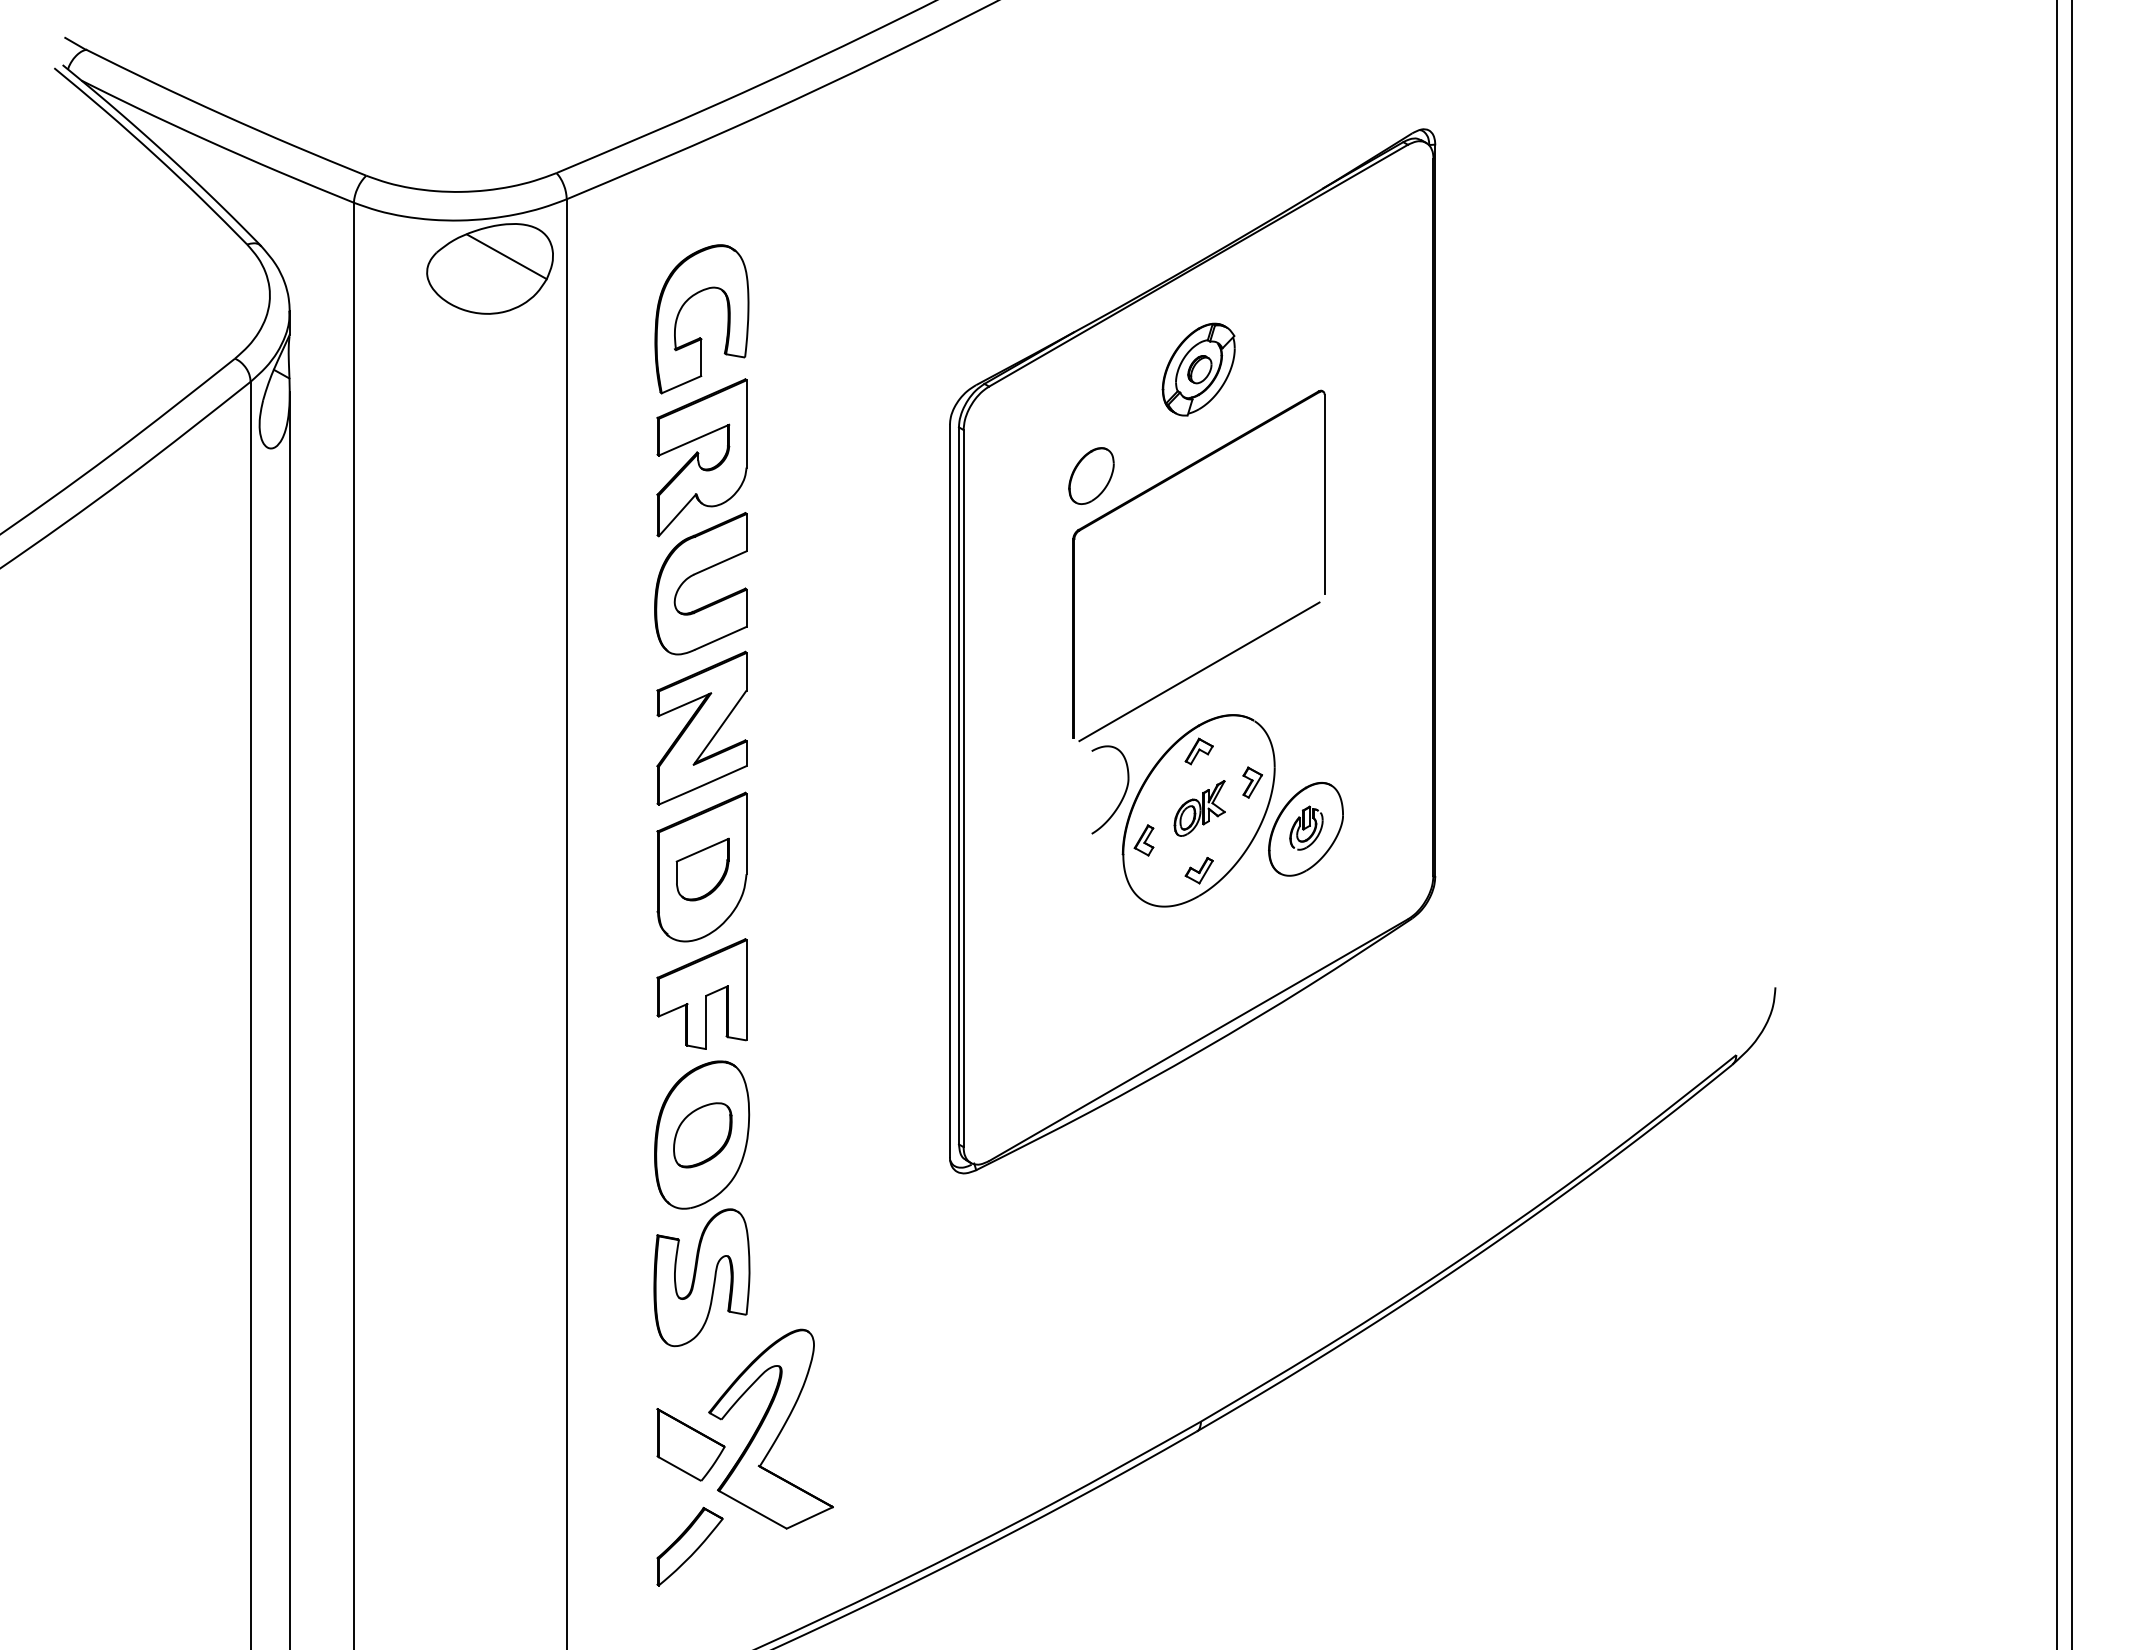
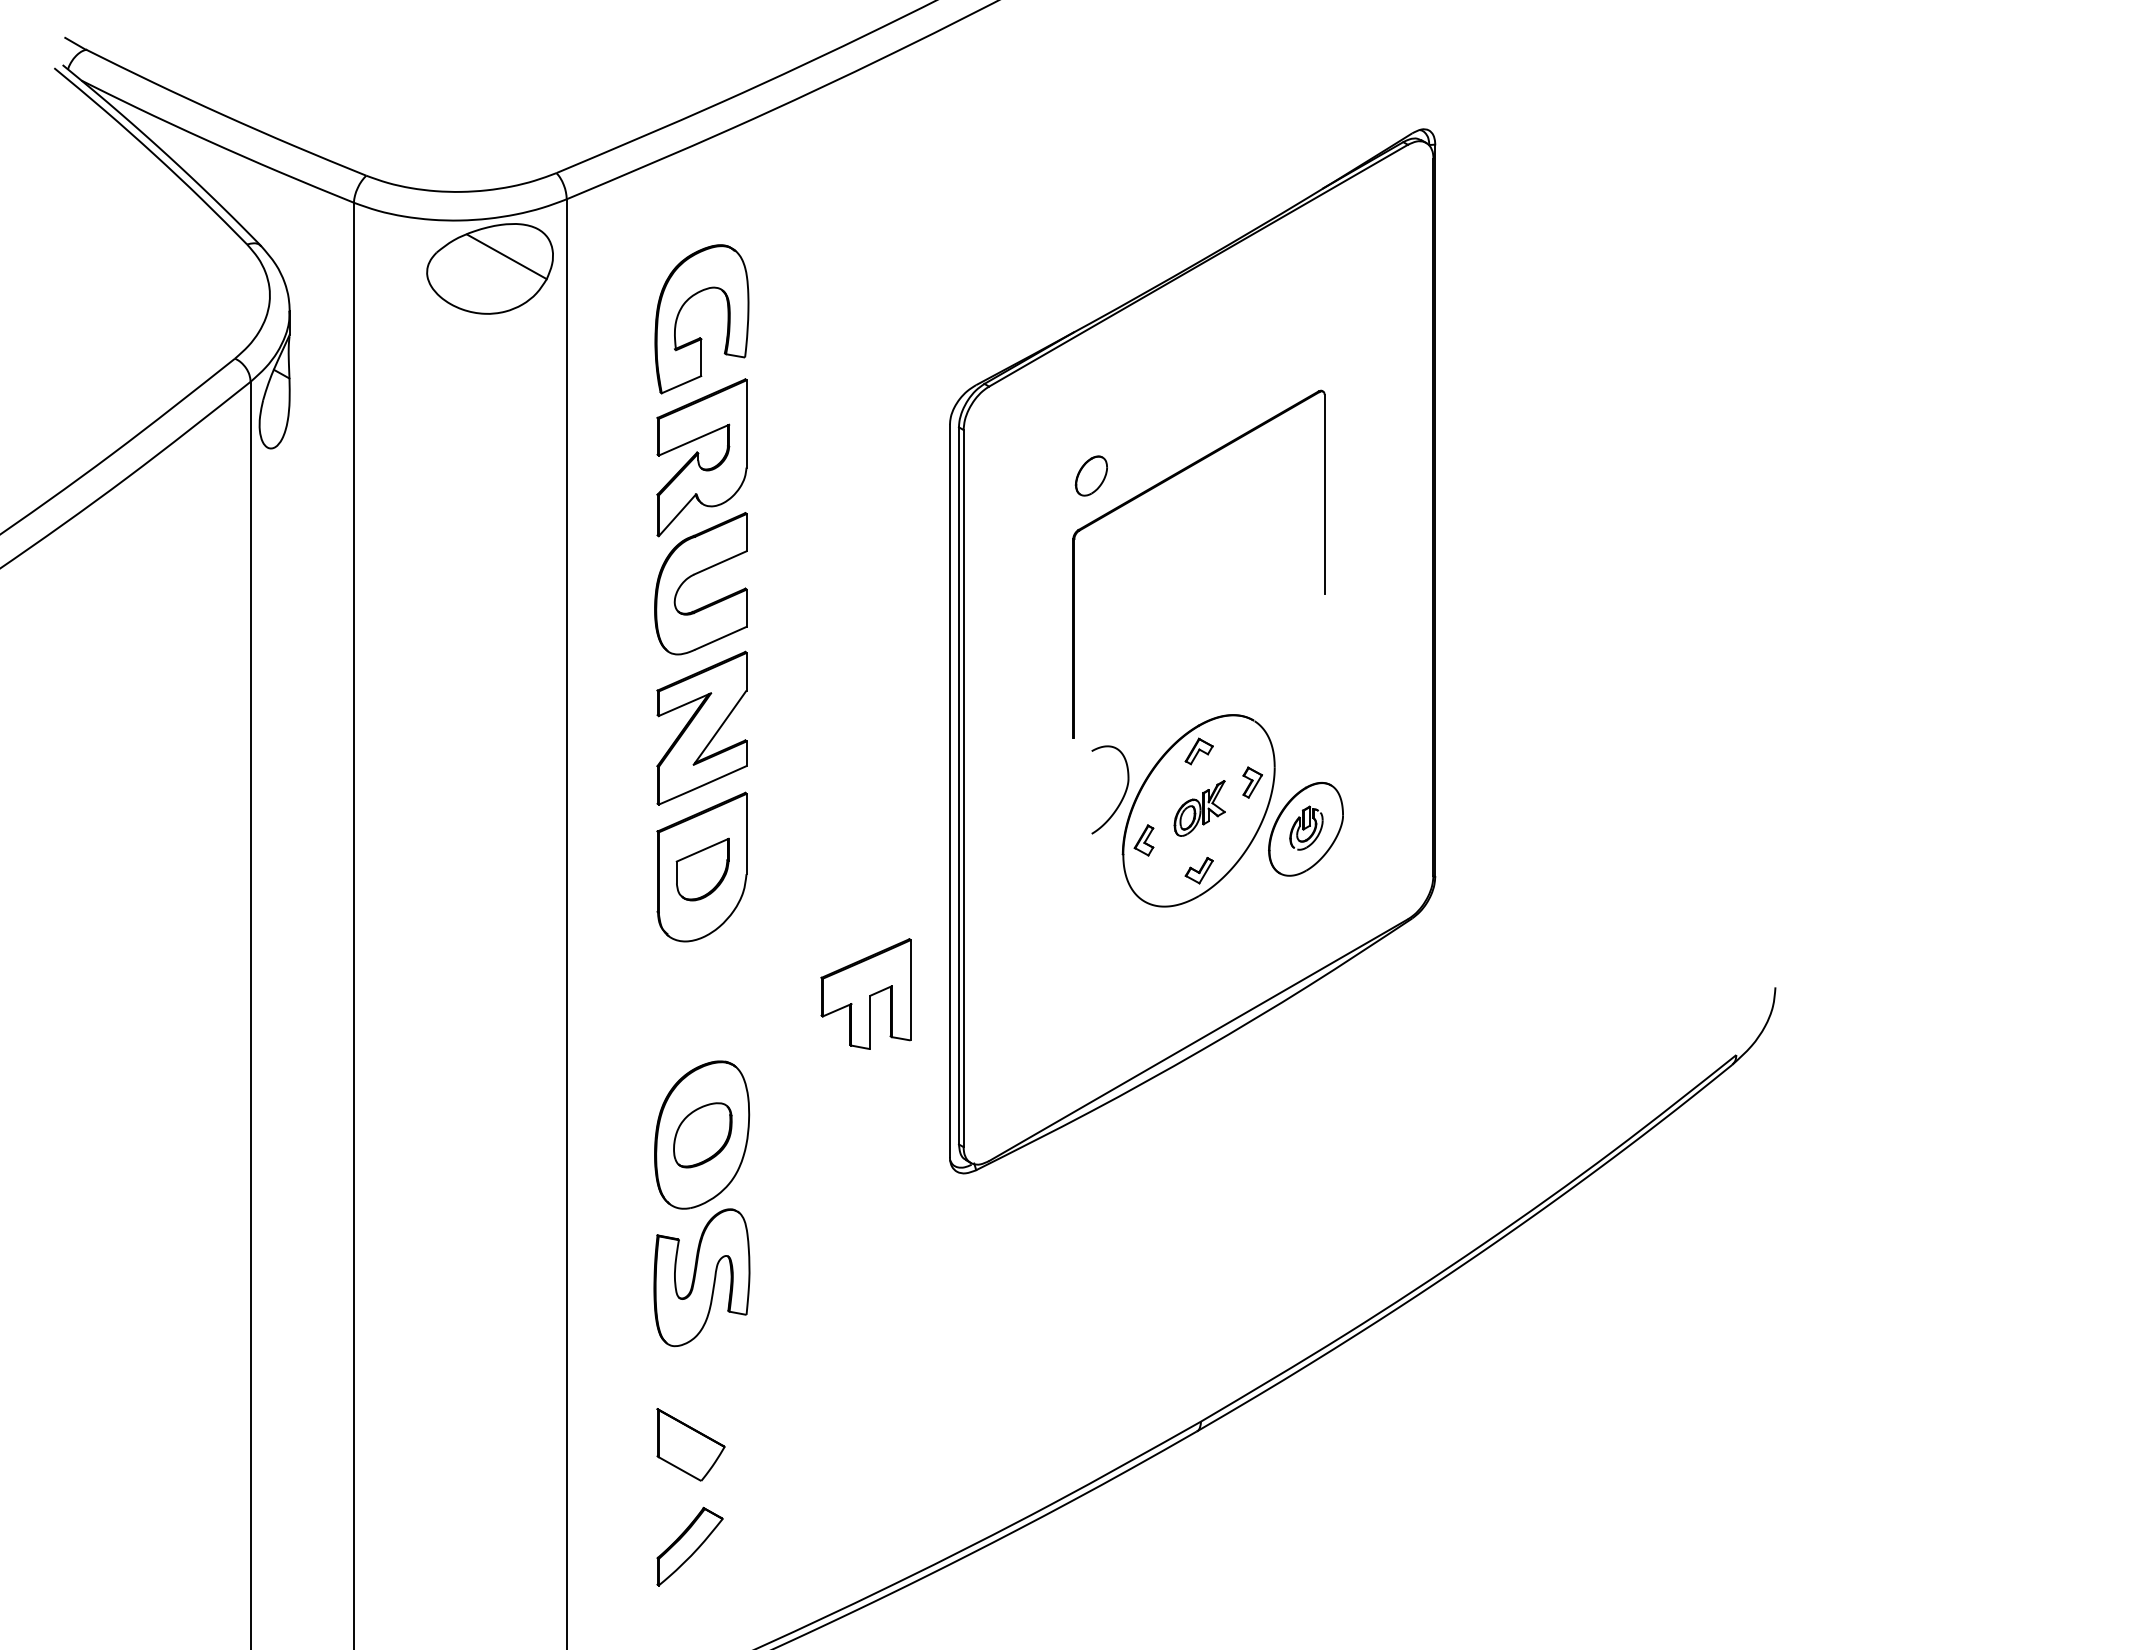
part: present -> none (1198, 369)
part size: 47x58 px -> 34x42 px (1090, 475)
line: present -> none (1199, 671)
line: present -> none (2056, 824)
line: present -> none (2071, 824)
part position: (701, 993) -> (865, 993) (865, 993)
line: present -> none (289, 1018)
part: present -> none (770, 1428)
